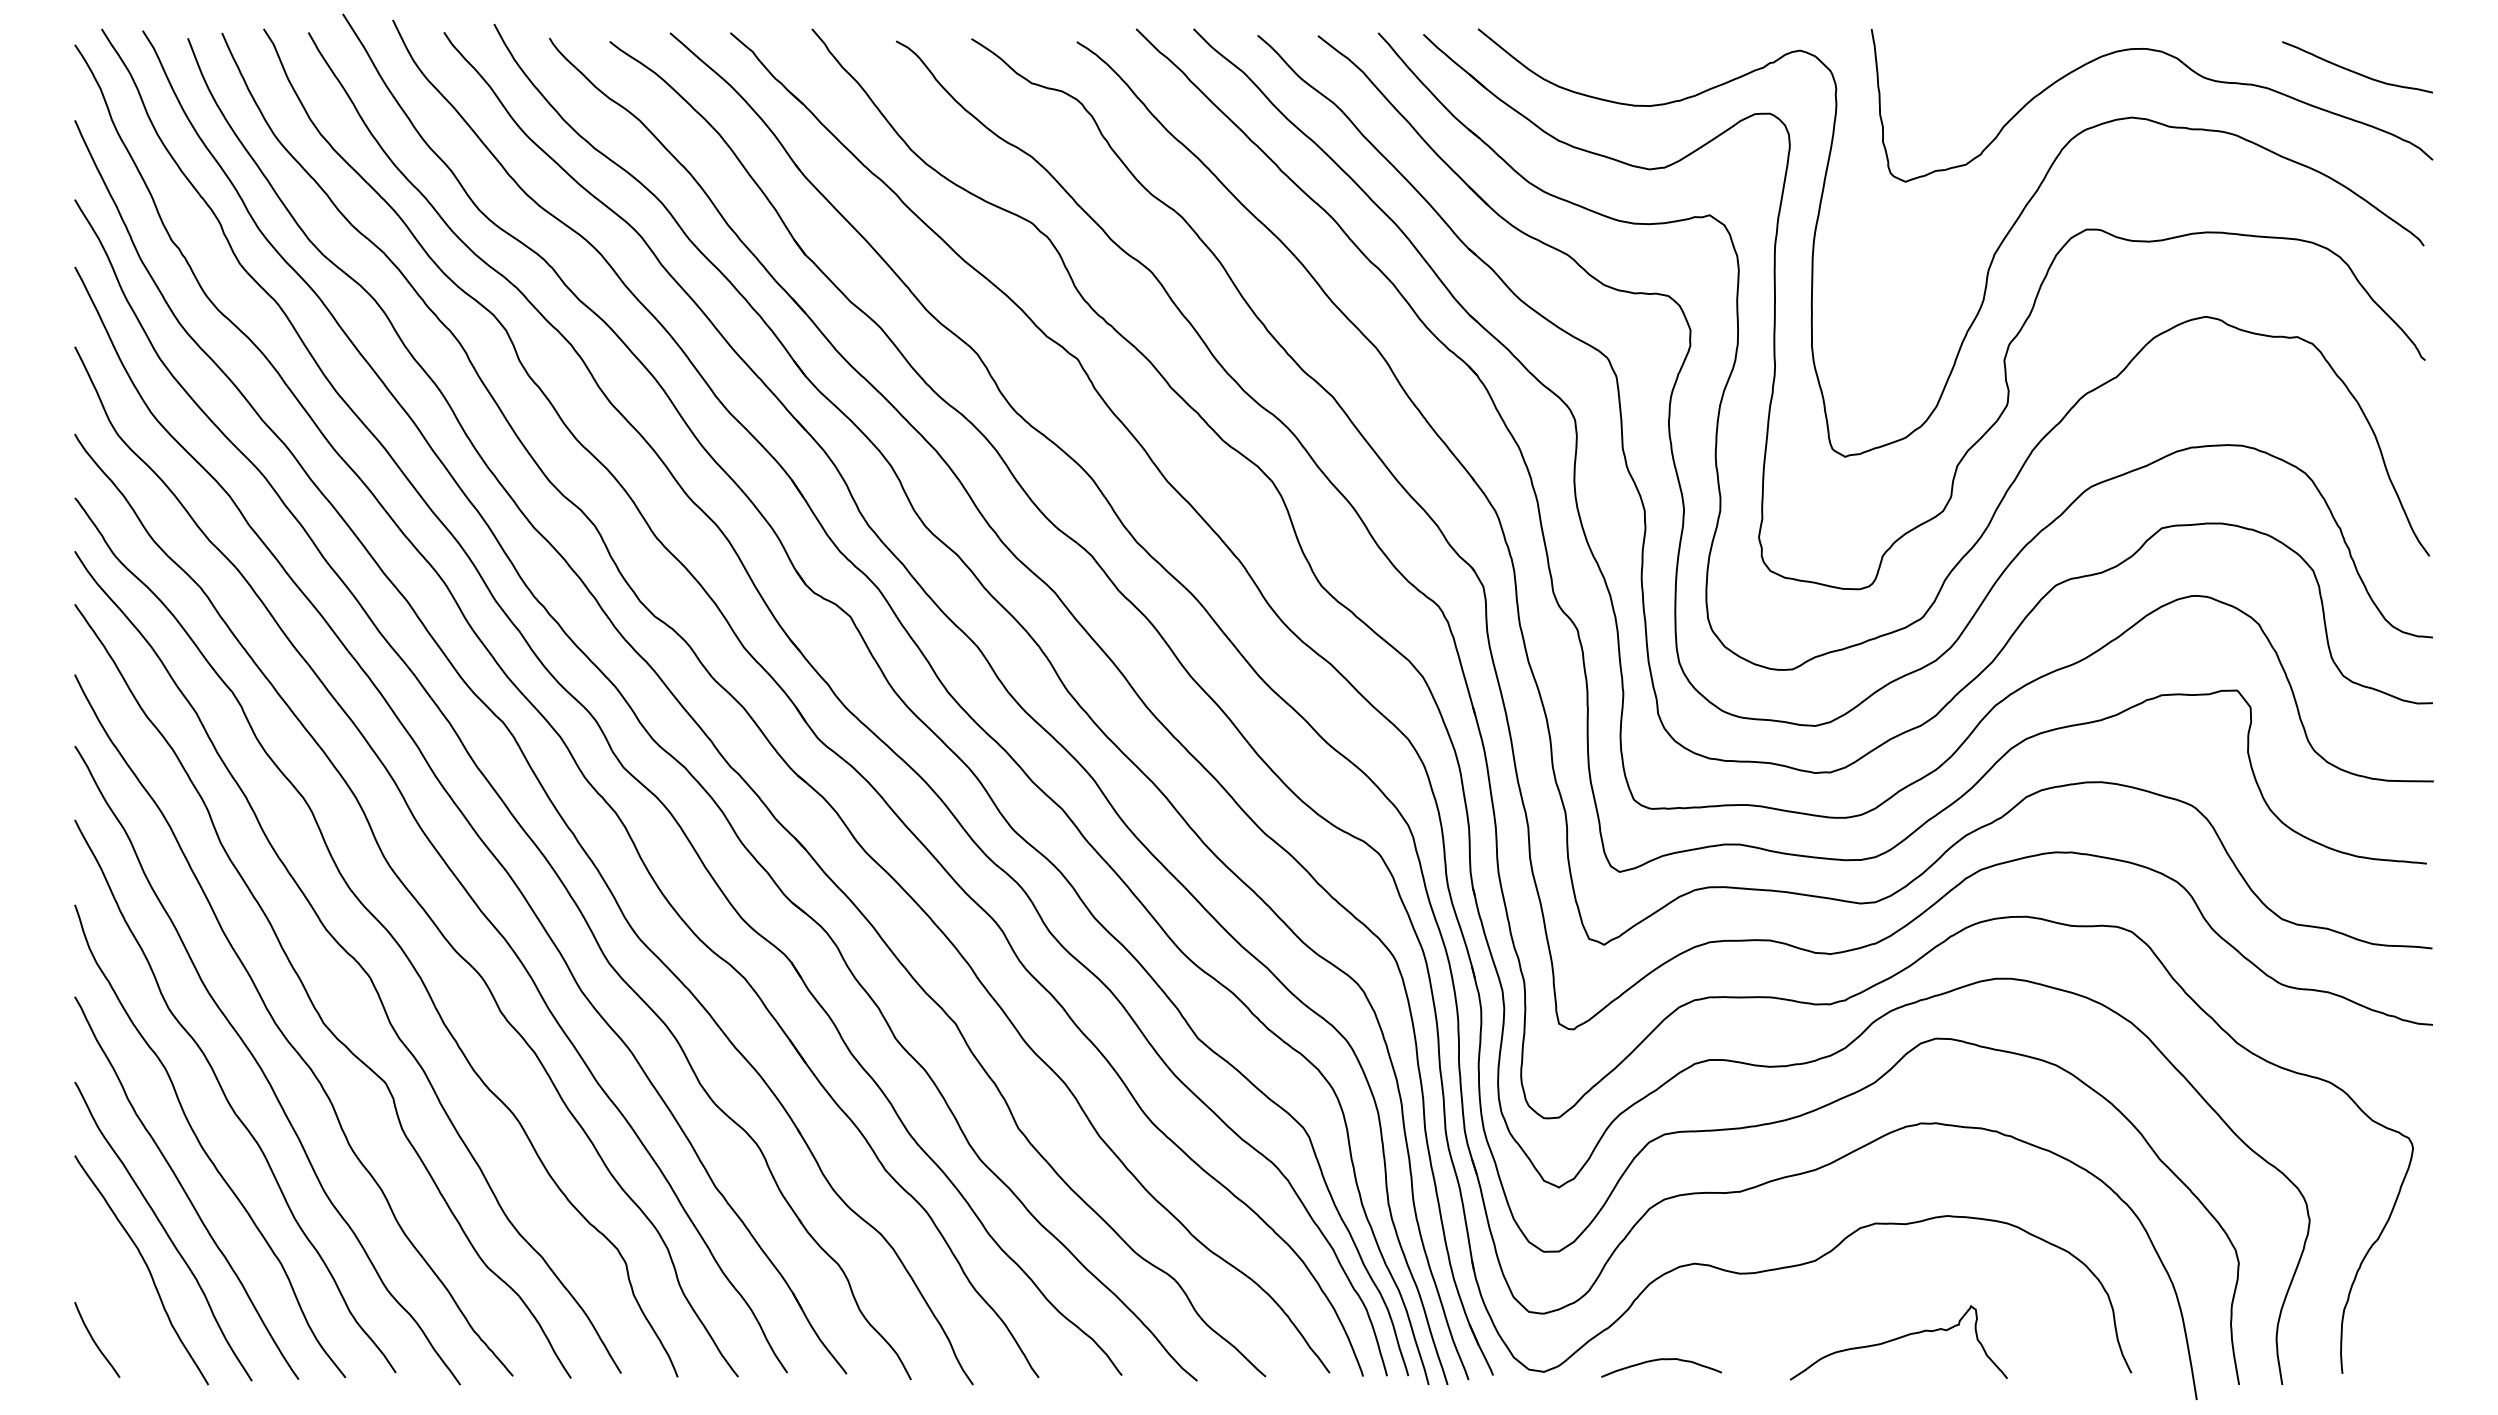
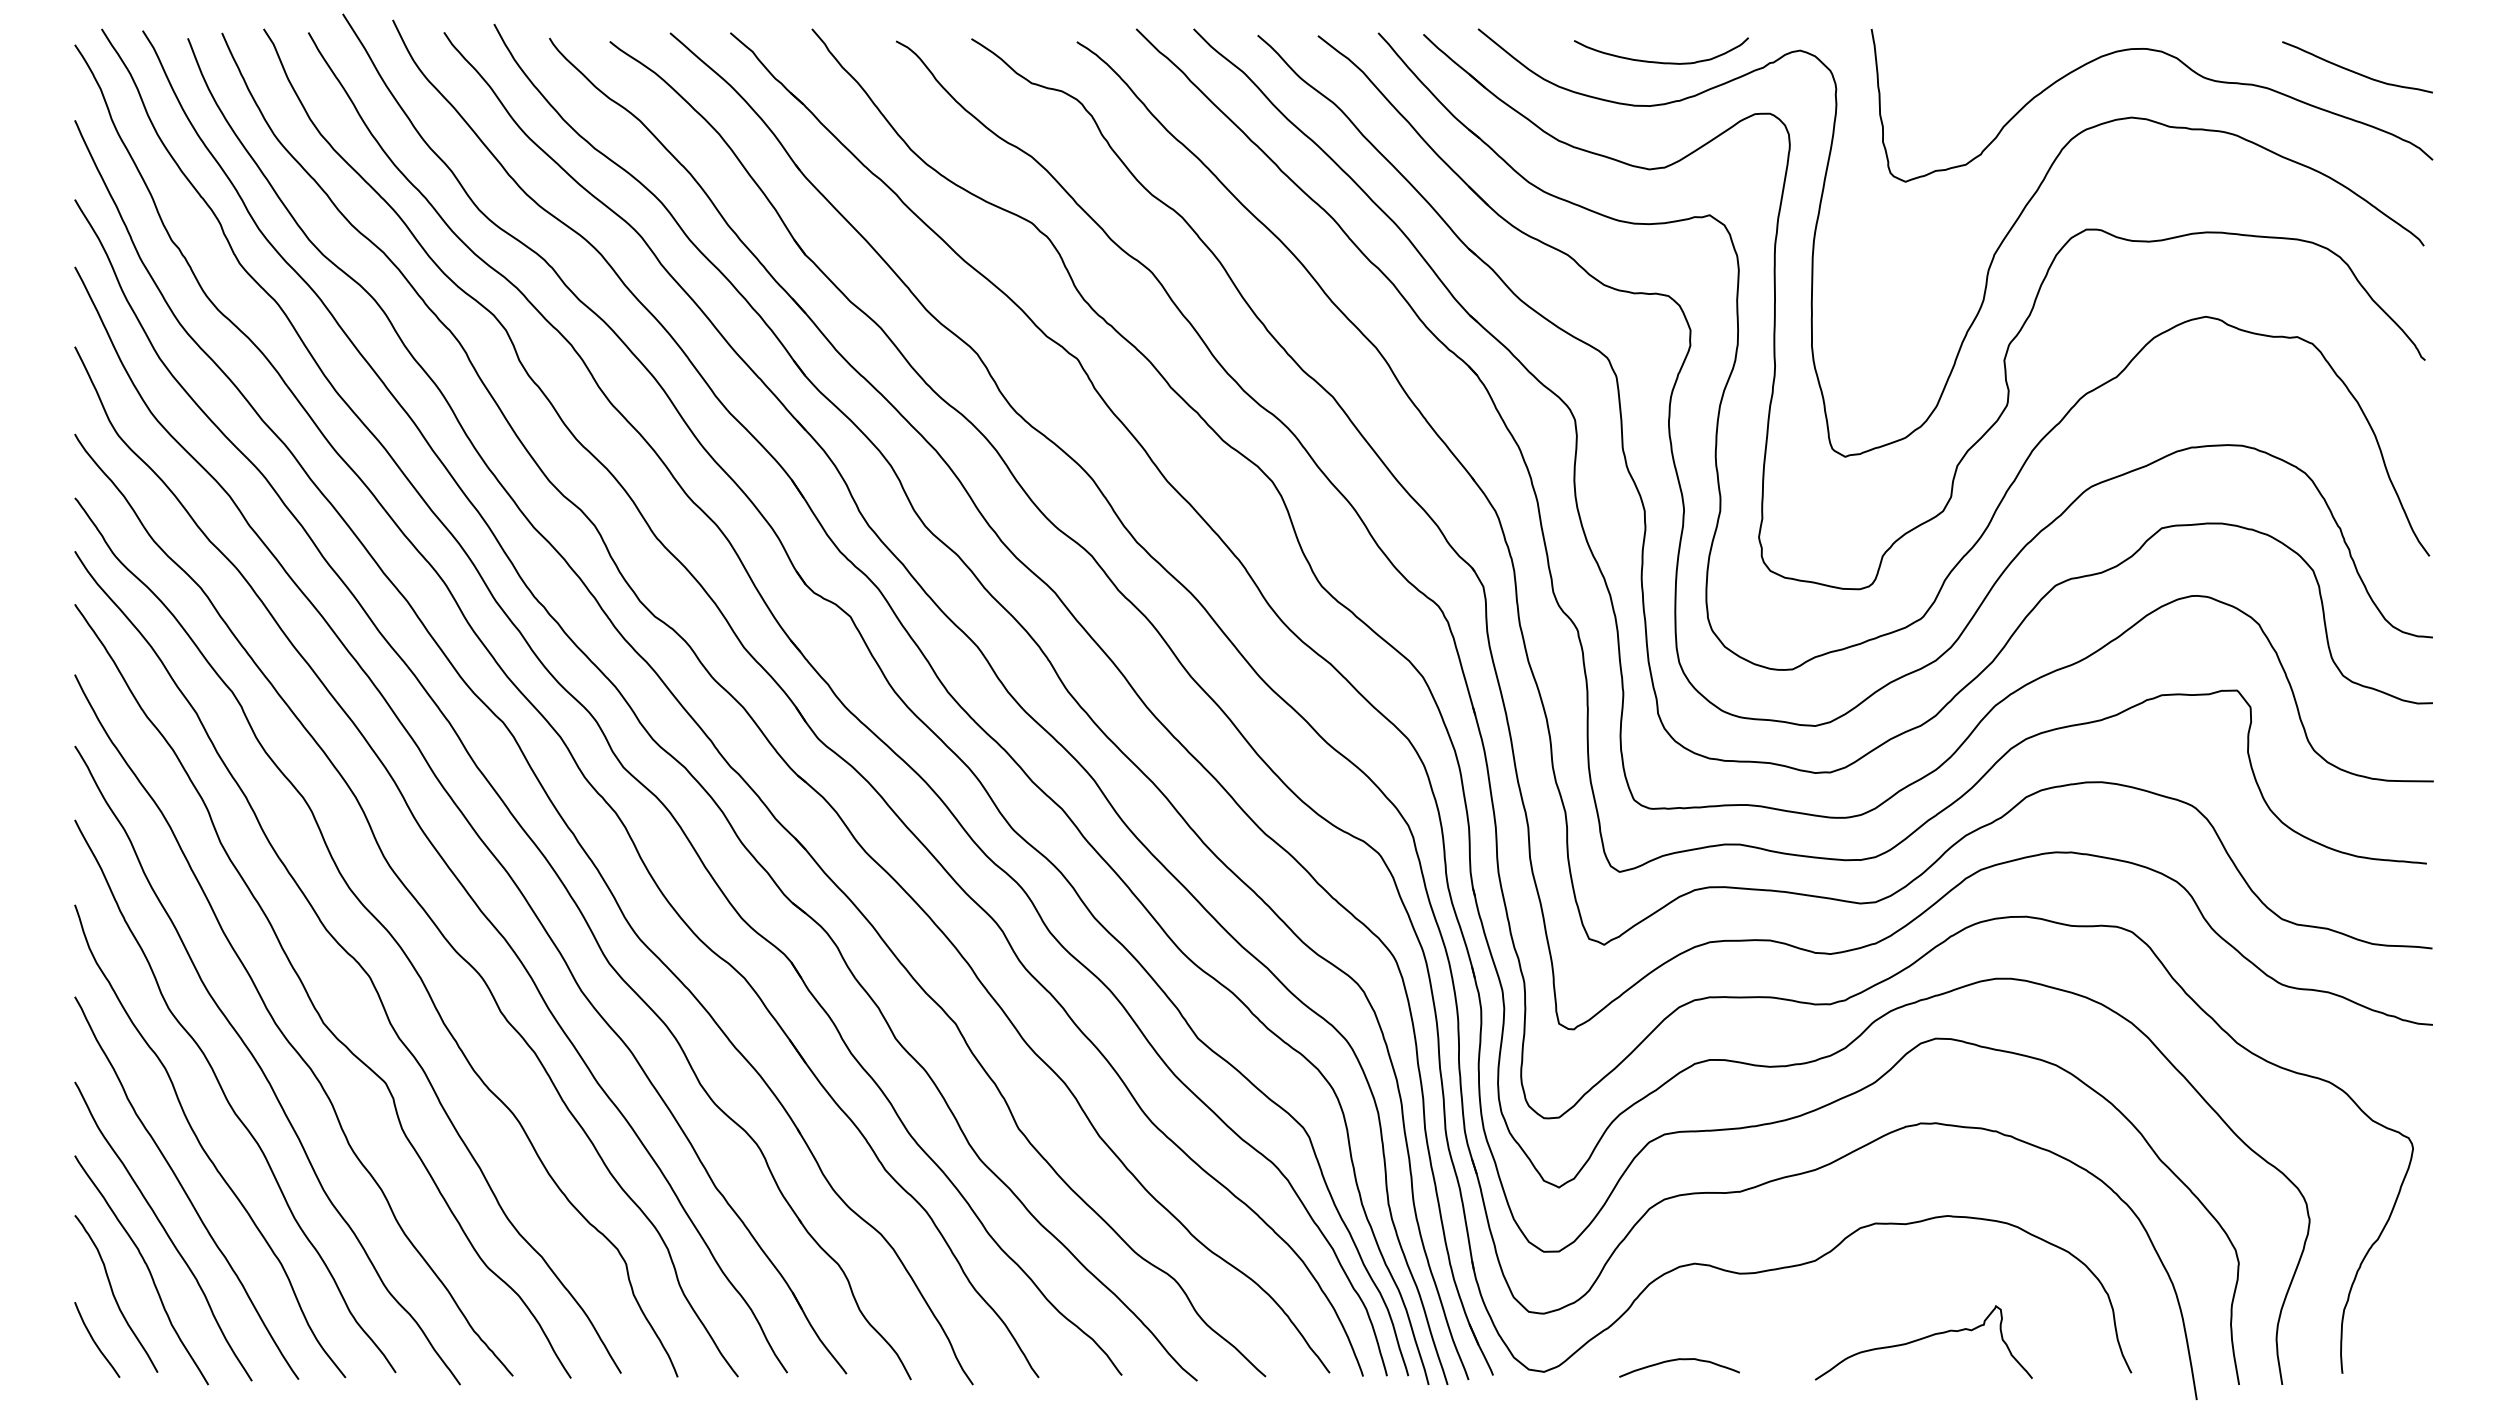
curve: none -> present (1659, 61)
curve: none -> present (114, 1294)
curve position: (1898, 1339) -> (1923, 1339) (1923, 1339)
curve position: (1661, 1360) -> (1679, 1360) (1679, 1360)
